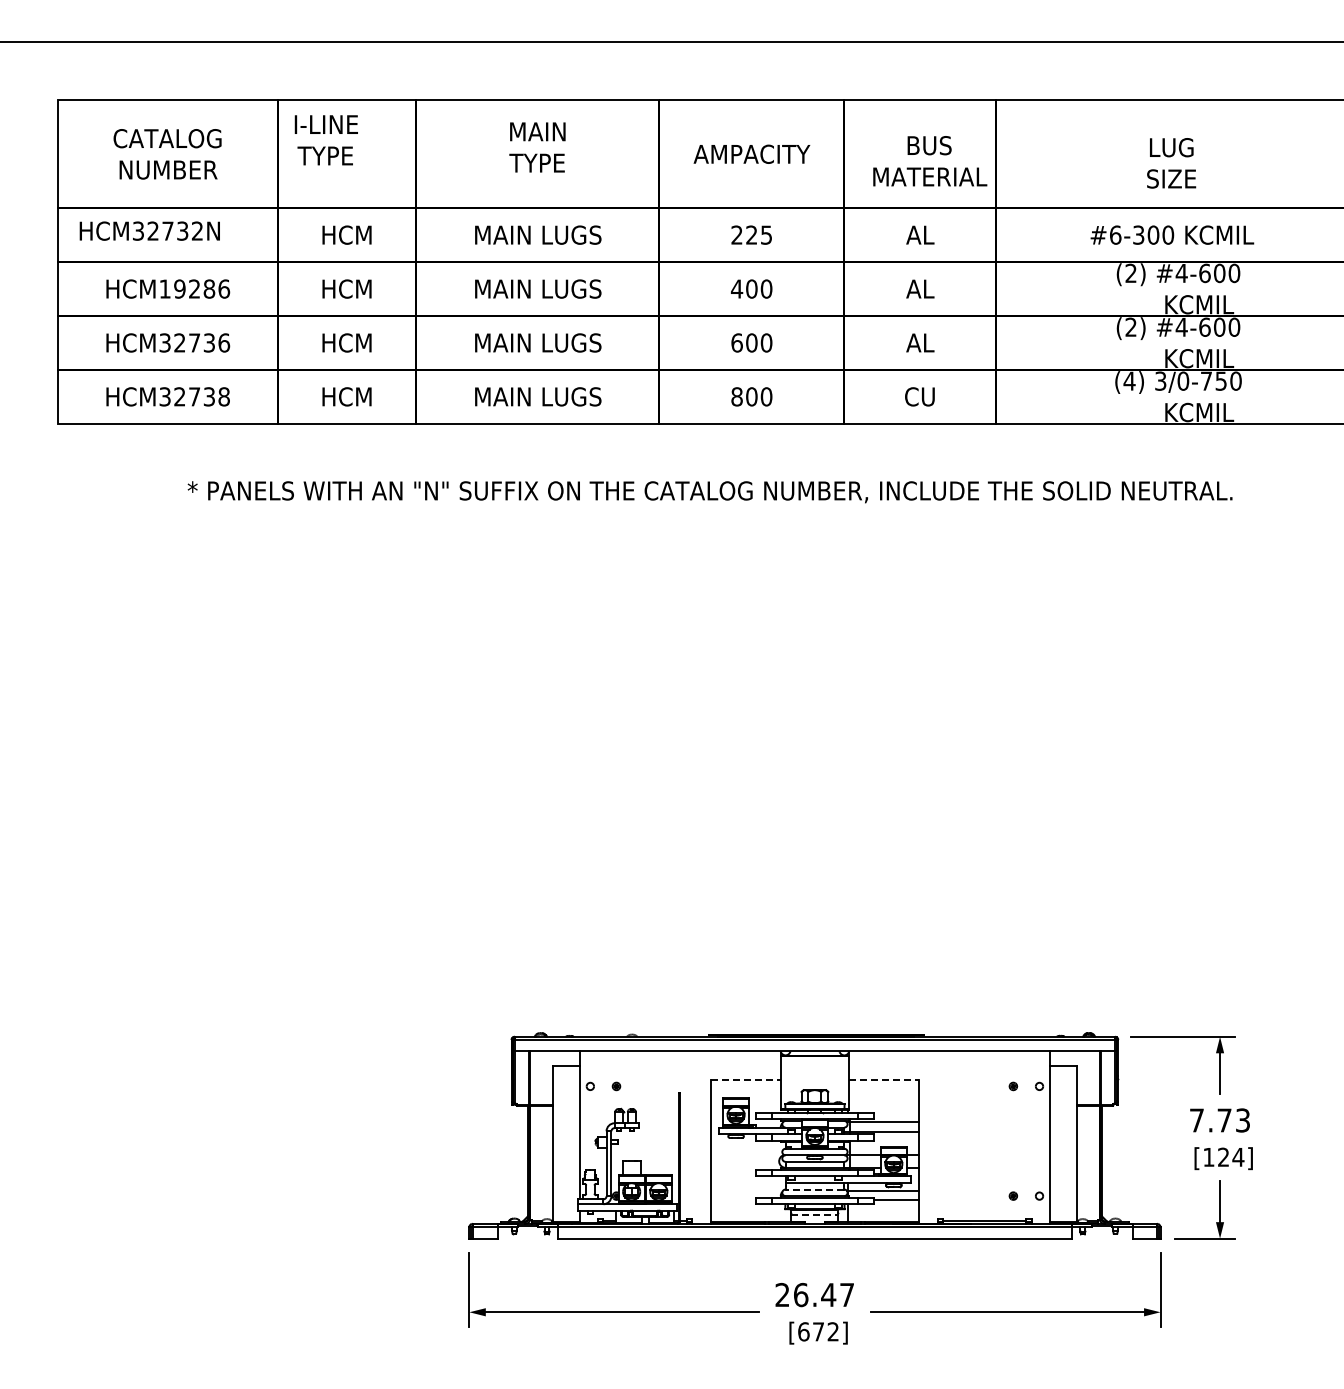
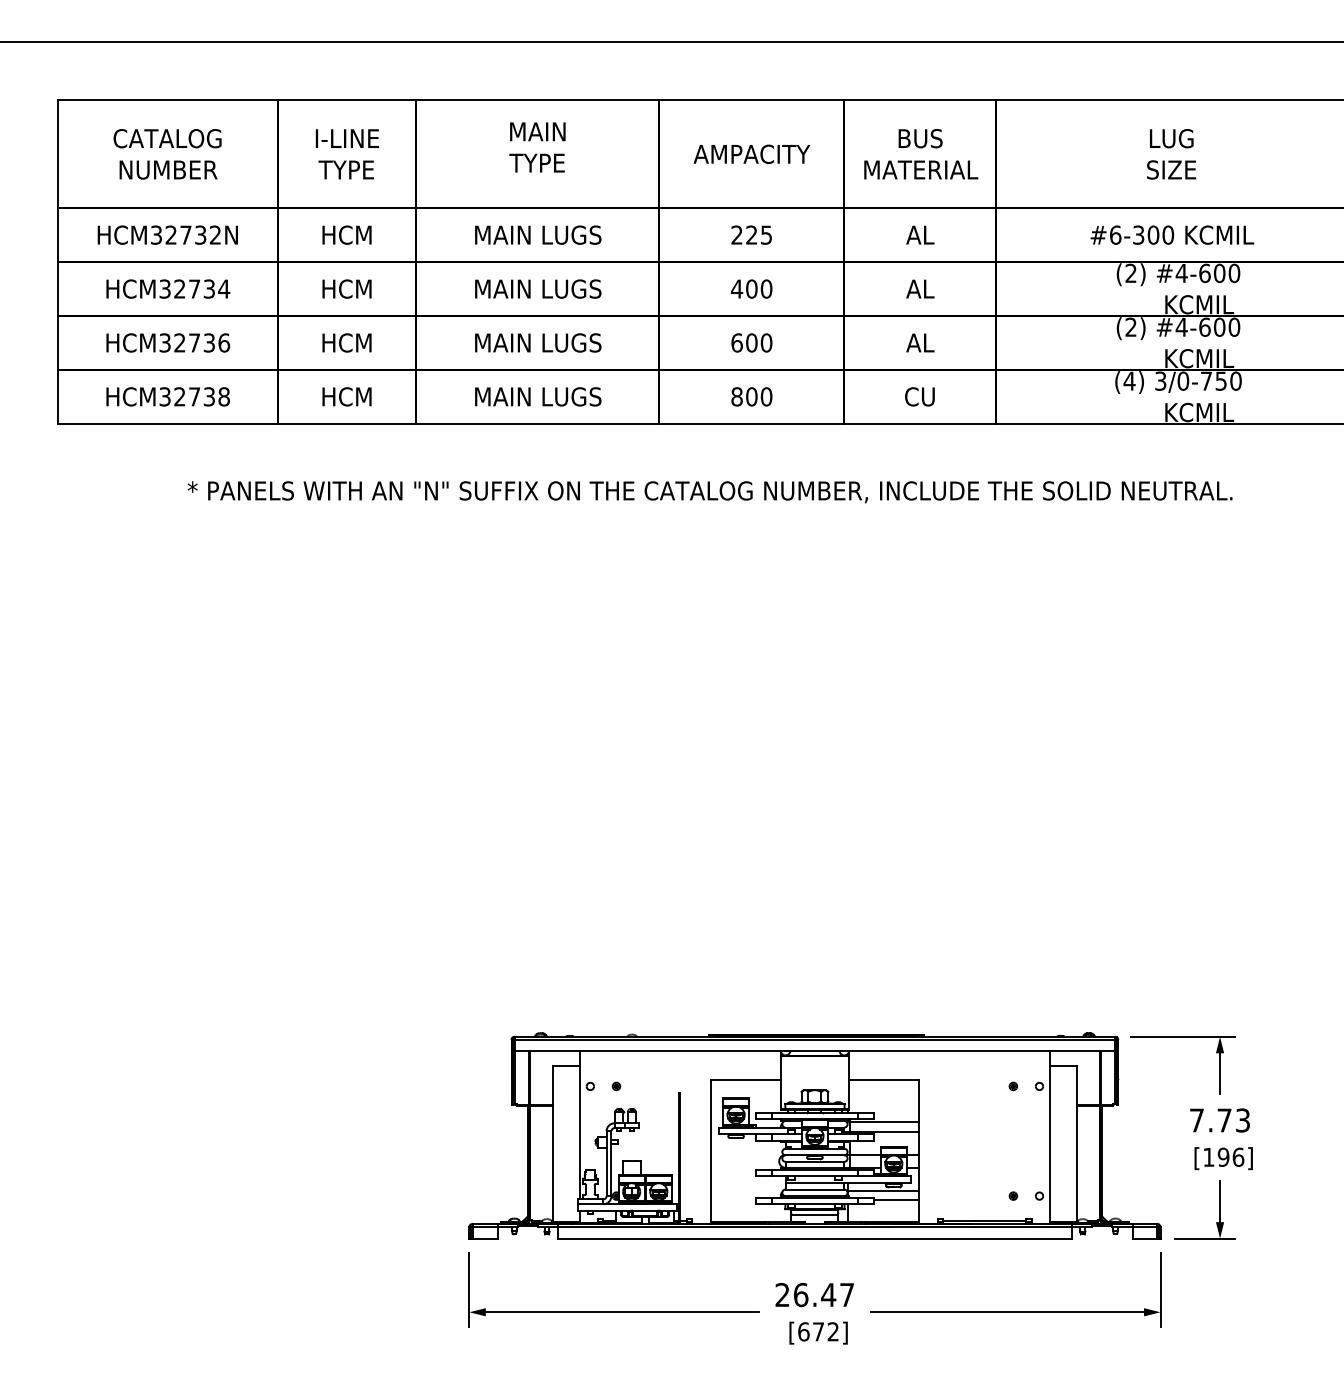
text position: (325, 140) -> (346, 154) (346, 154)
text position: (930, 161) -> (921, 154) (921, 154)
text position: (1171, 163) -> (1171, 154) (1171, 154)
text position: (149, 230) -> (167, 234) (167, 234)
text: HCM19286 -> HCM32734 (194, 288)
line: dashed -> solid (746, 1080)
line: dashed -> solid (884, 1080)
text: [124] -> [196] (1230, 1156)
line: dashed -> solid (814, 1189)
line: dashed -> solid (814, 1215)
